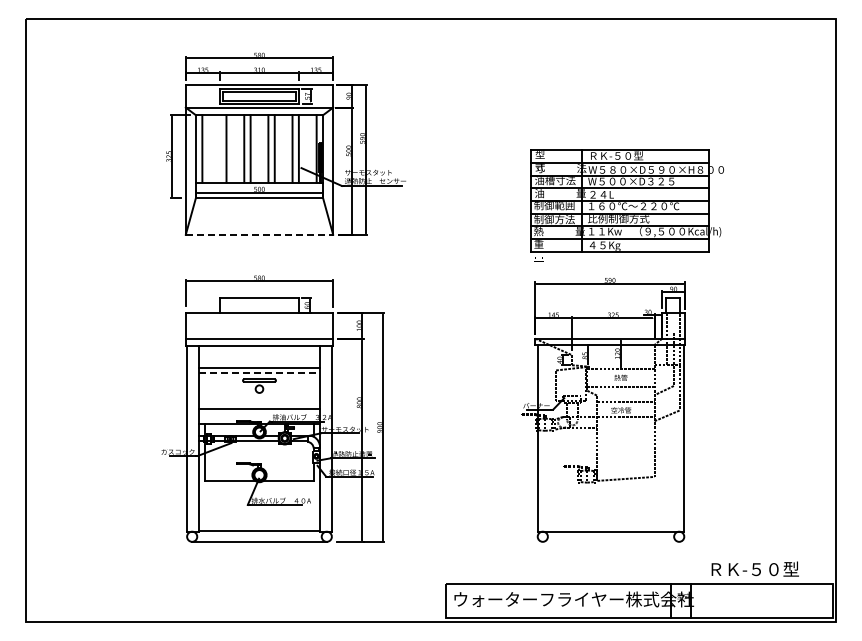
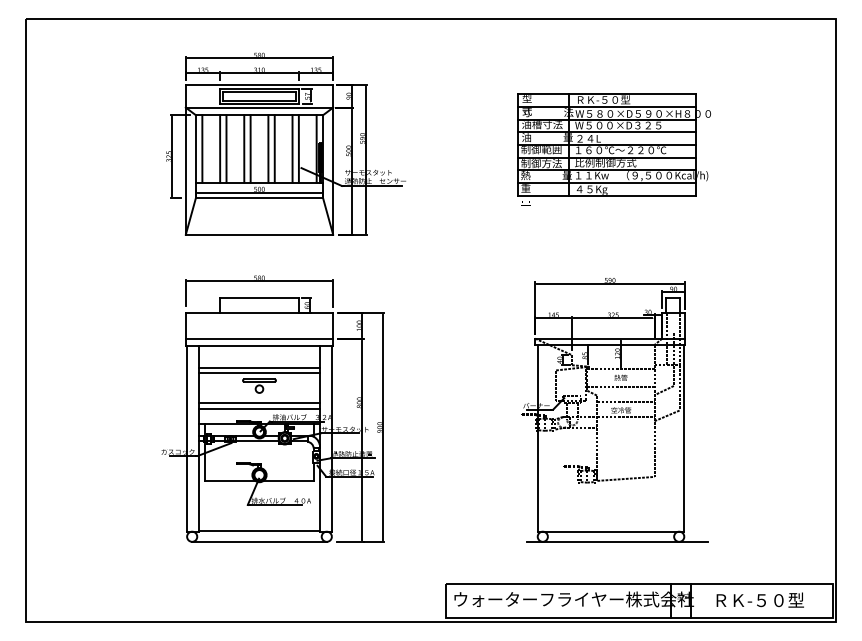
line: none -> present (220, 148)
part position: (626, 205) -> (613, 149) (613, 149)
line: dashed -> solid (259, 234)
line: dashed -> solid (259, 372)
line: none -> present (259, 403)
line: none -> present (616, 541)
text position: (754, 568) -> (759, 599) (759, 599)
